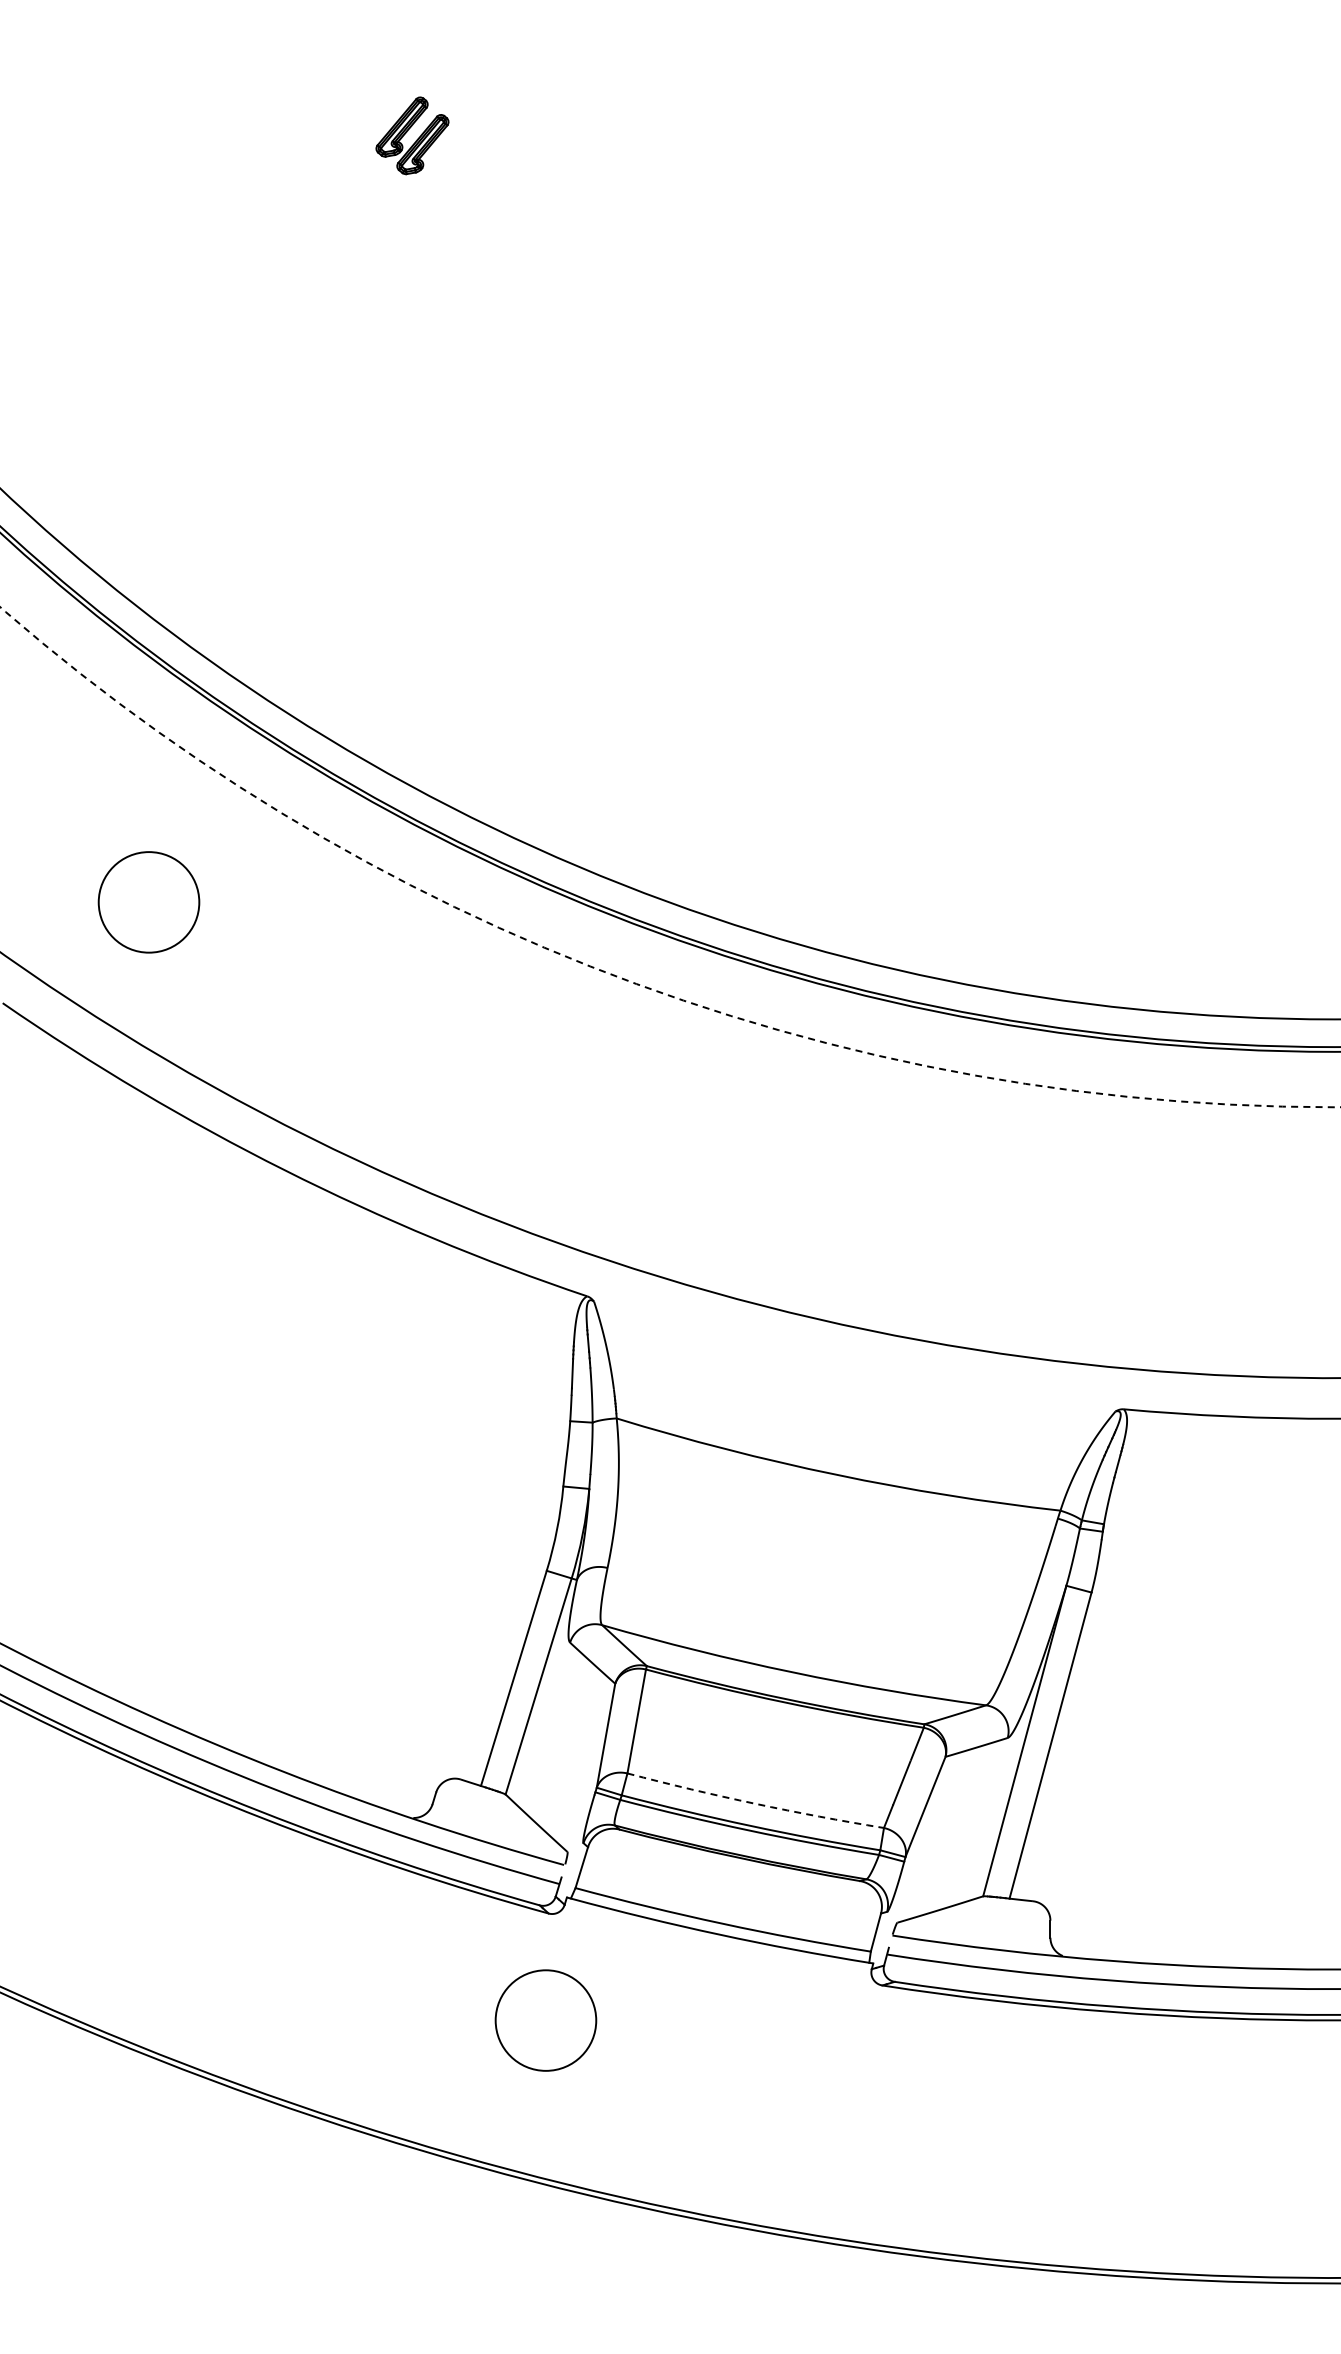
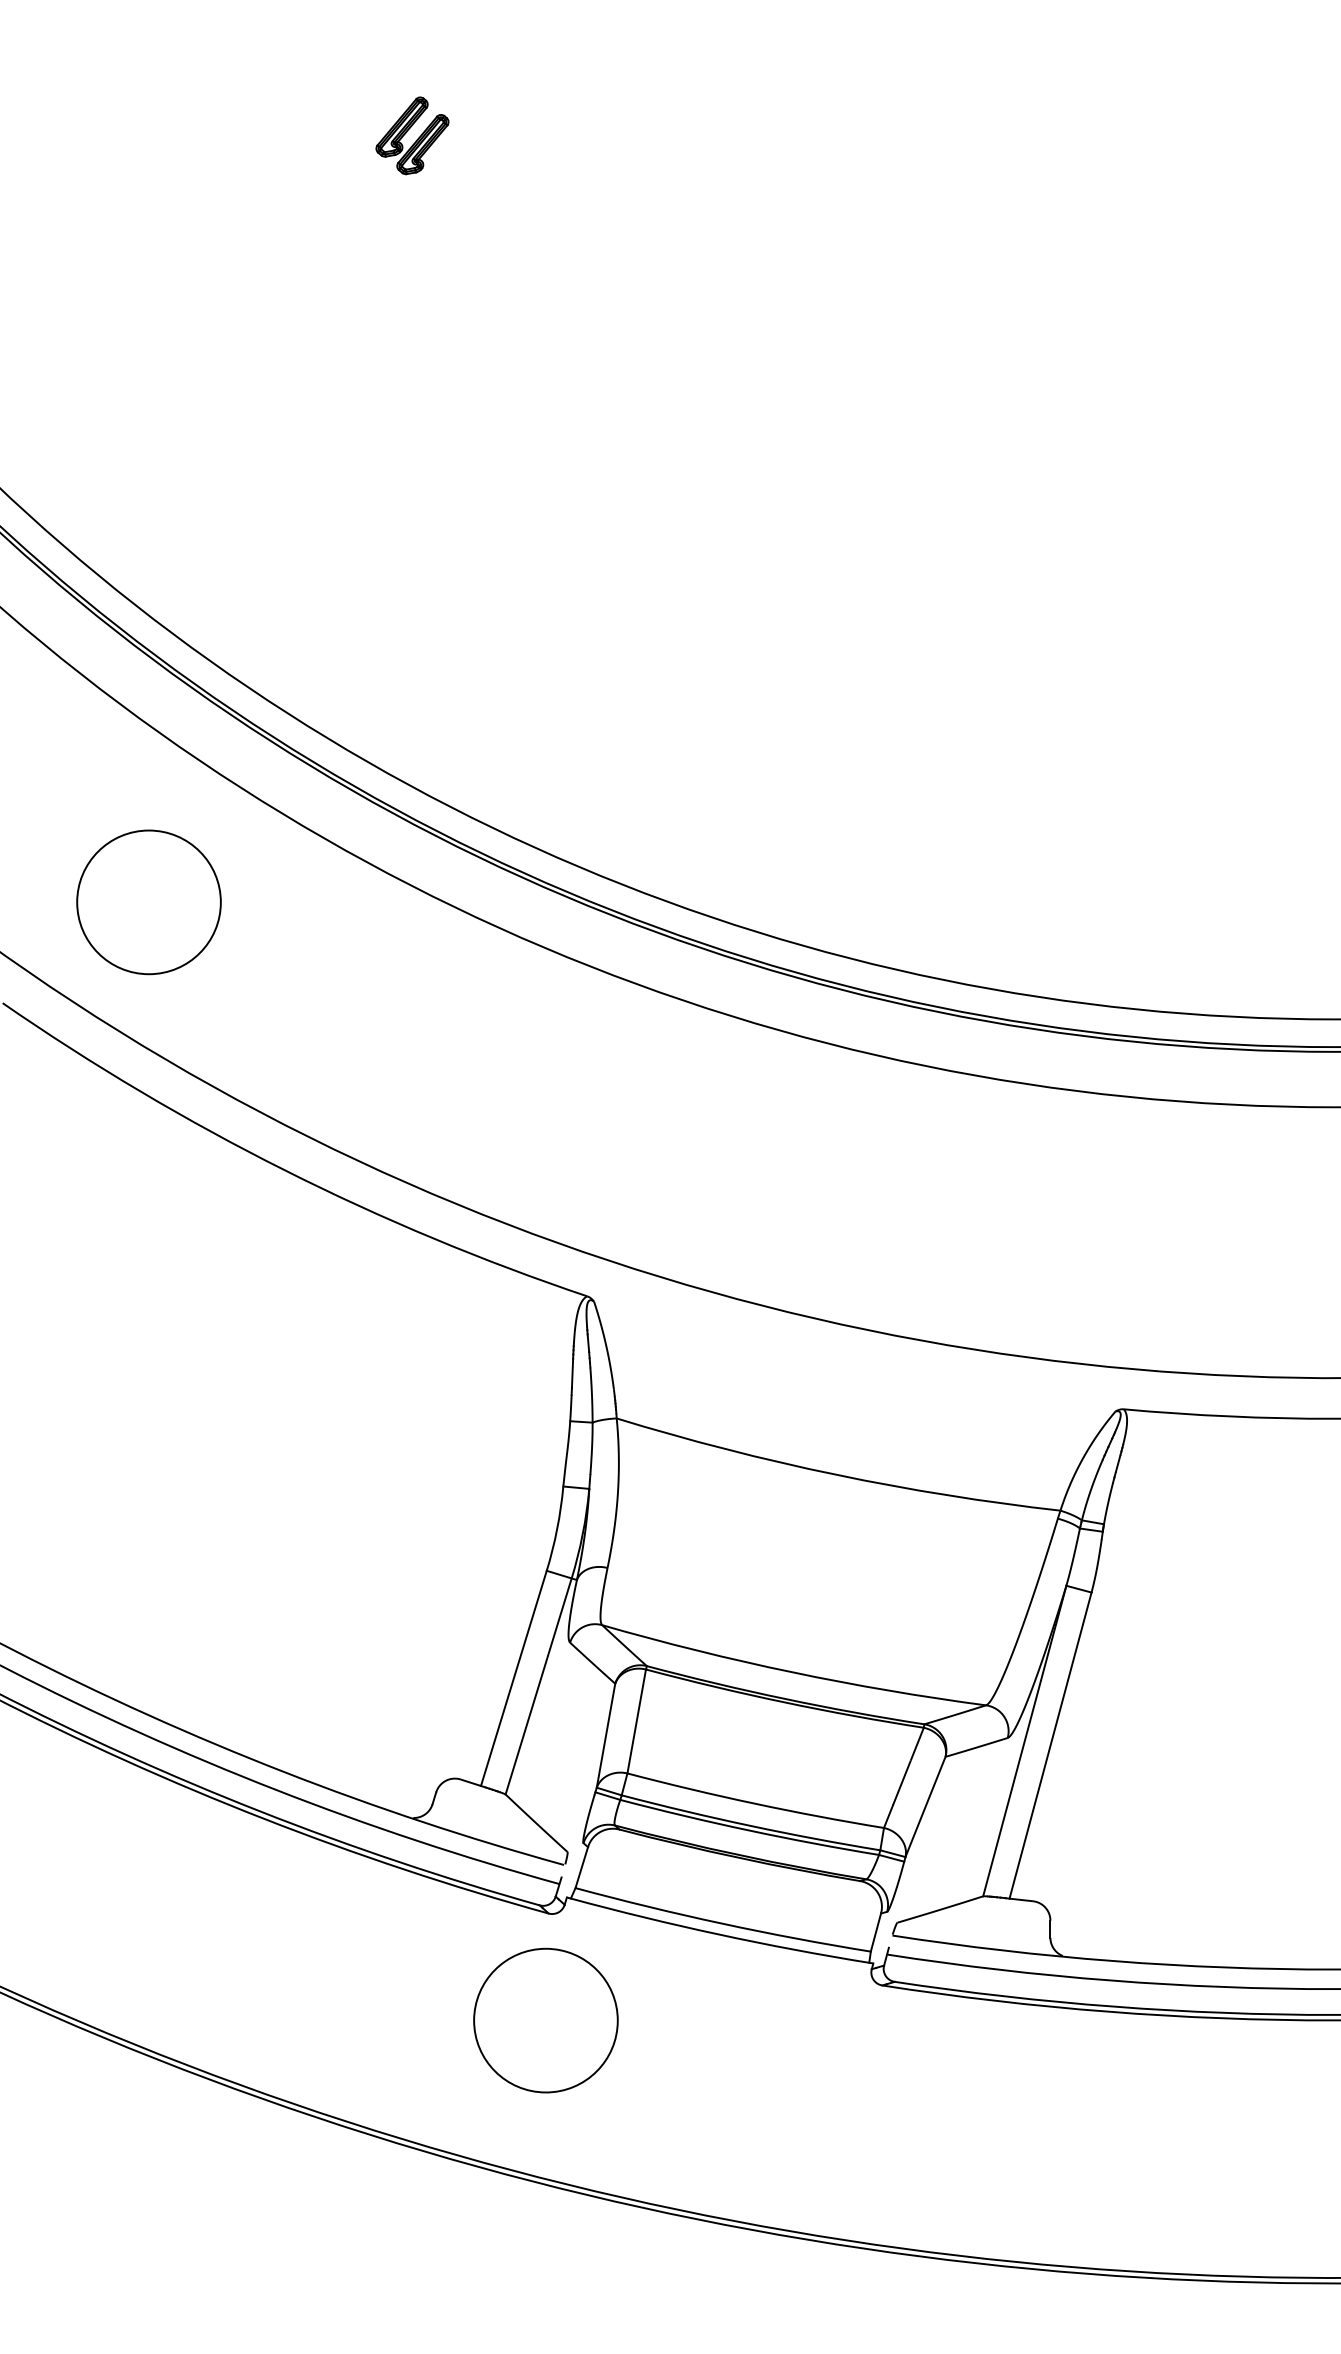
circle: dashed -> solid (670, 857)
circle diameter: 101 px -> 144 px (148, 902)
arc: dashed -> solid (755, 1803)
circle size: 104x103 px -> 146x147 px (545, 2020)
